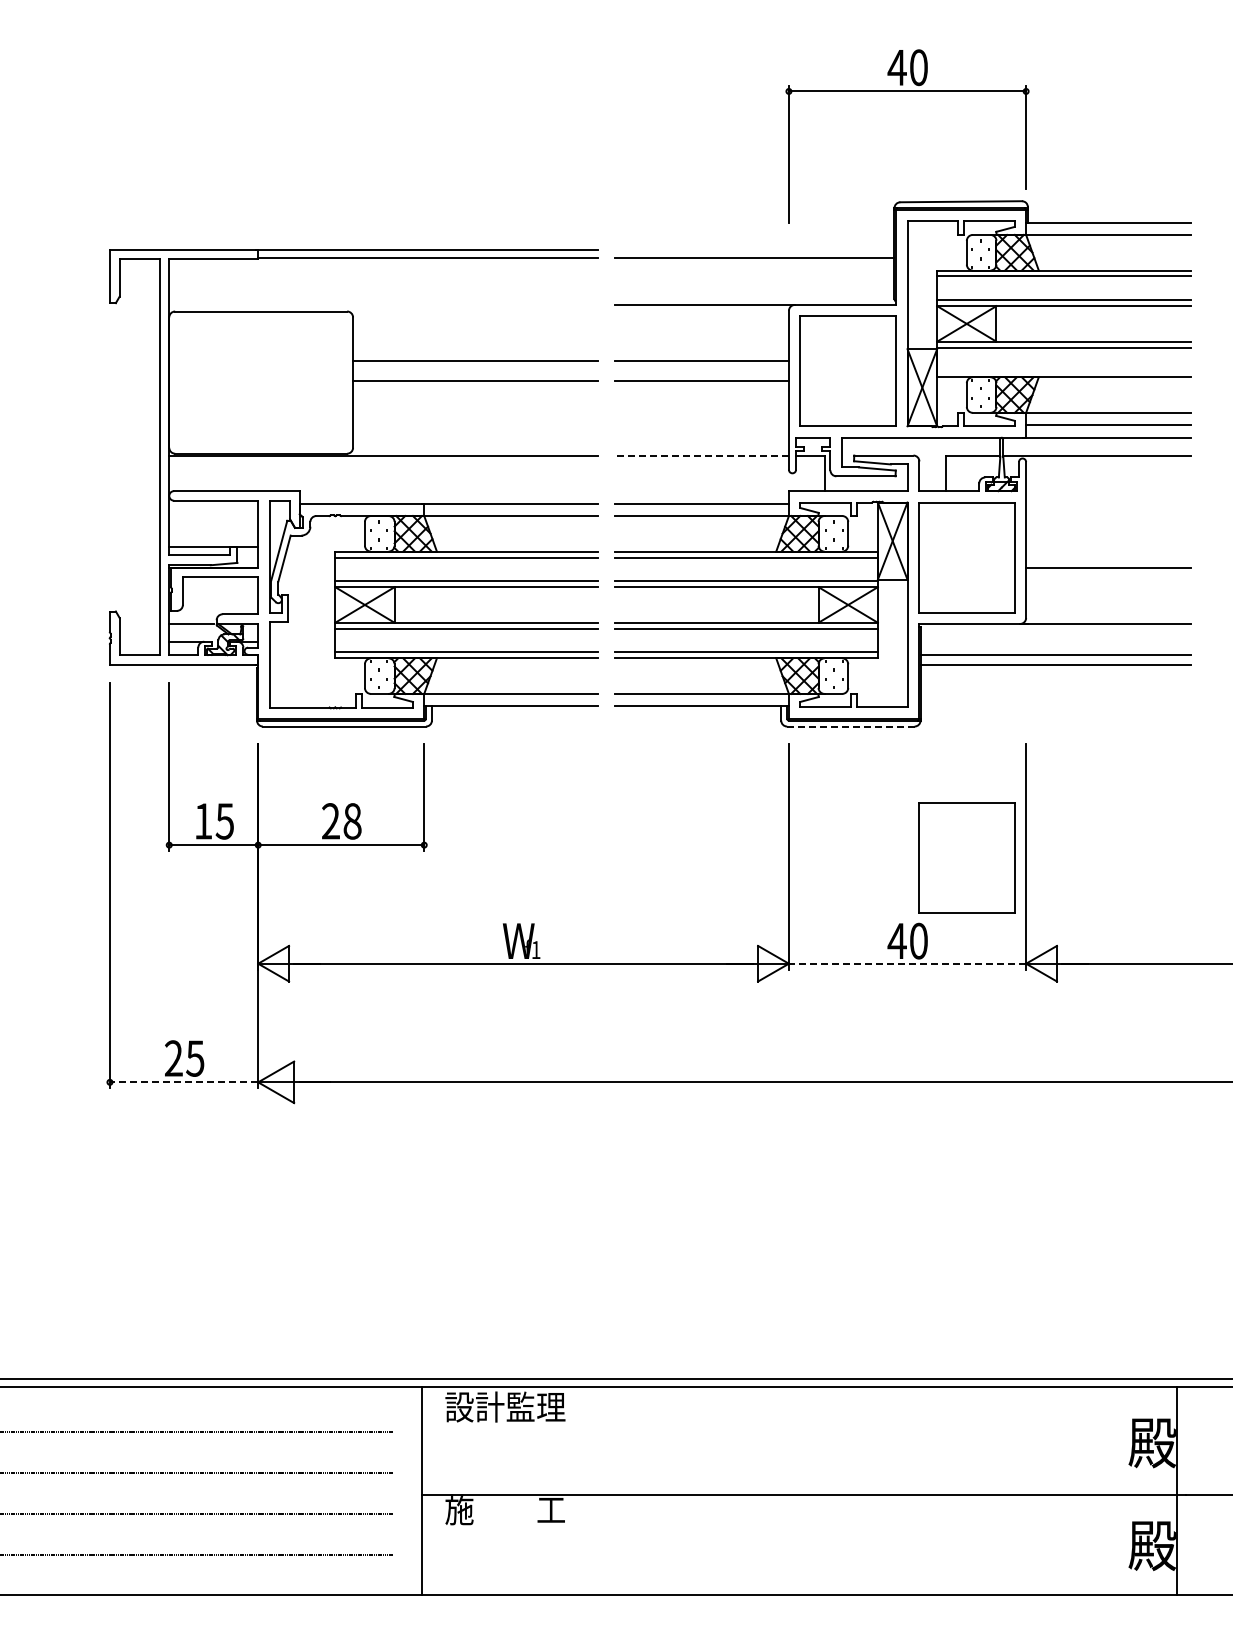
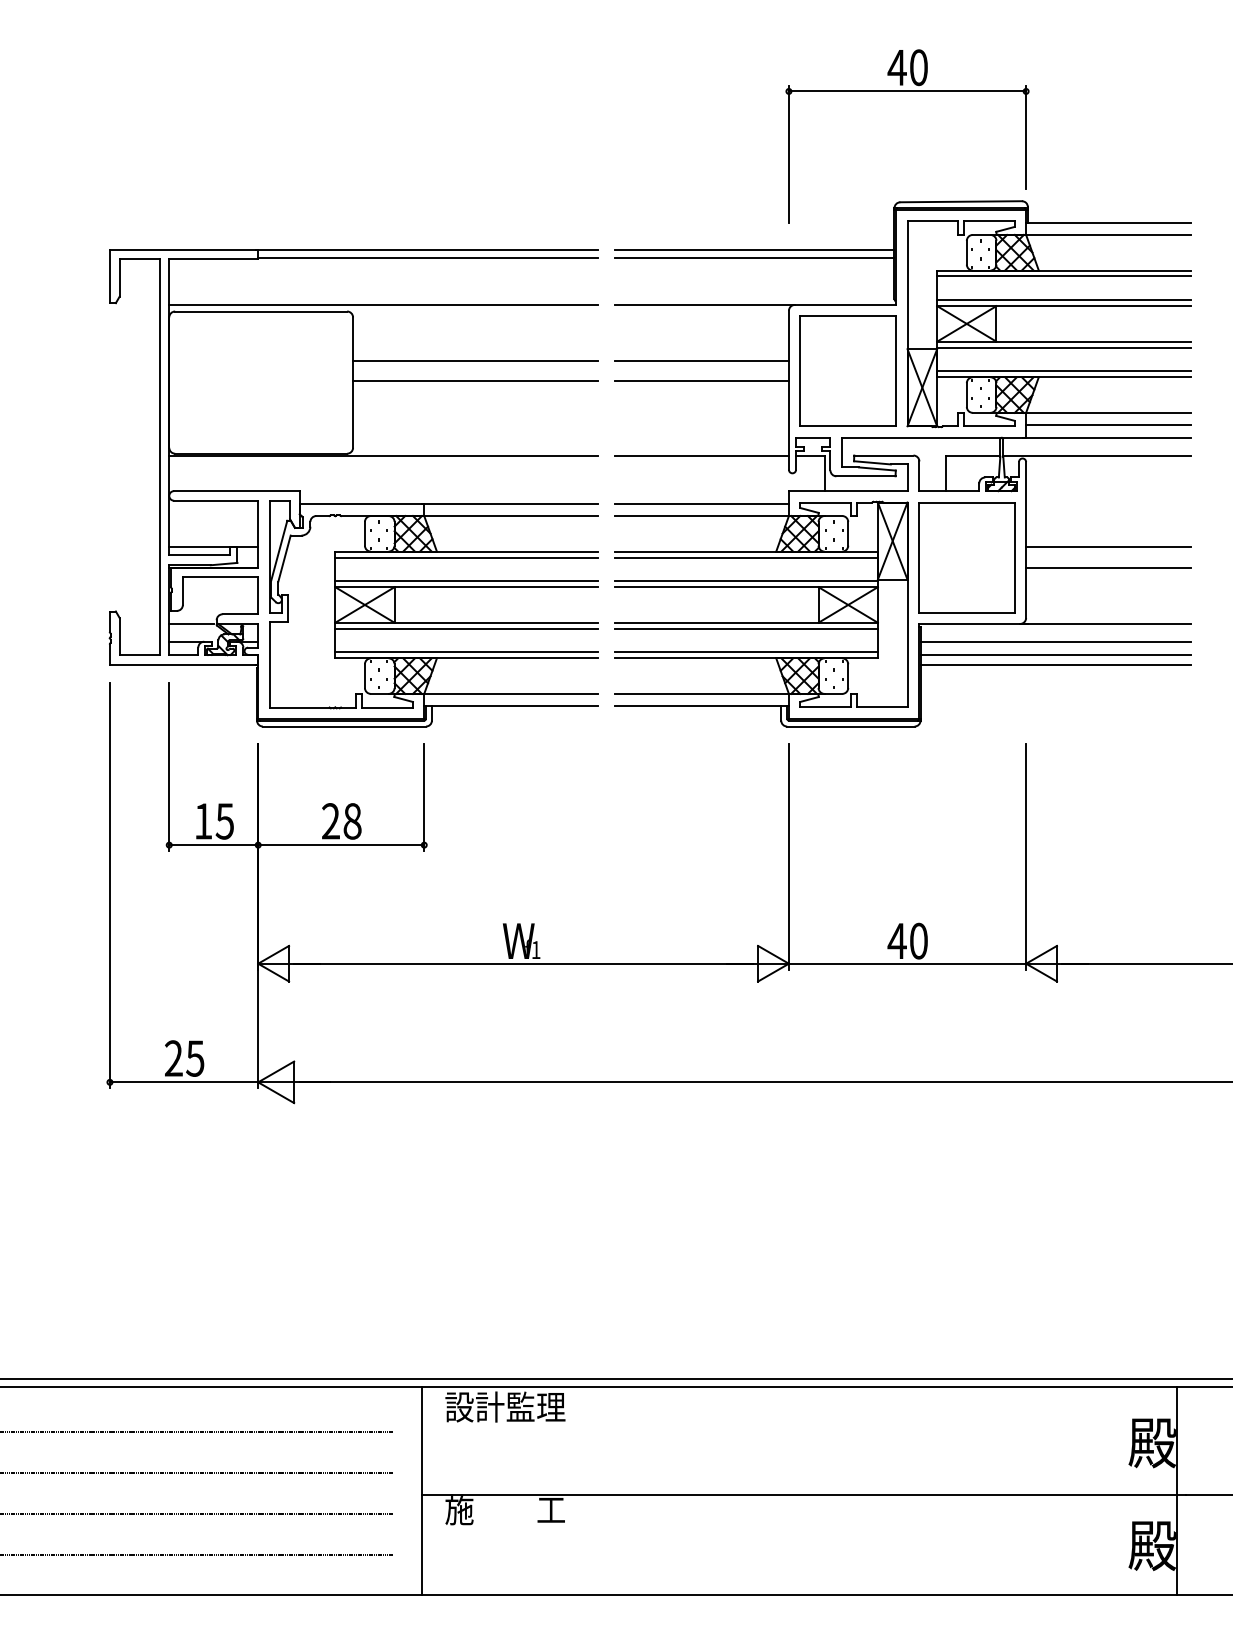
line: none -> present (754, 249)
line: none -> present (383, 304)
line: none -> present (1063, 371)
line: dashed -> solid (702, 455)
line: none -> present (1108, 547)
line: none -> present (1055, 641)
line: dashed -> solid (850, 726)
part: present -> none (966, 857)
line: dashed -> solid (907, 963)
line: dashed -> solid (183, 1082)
